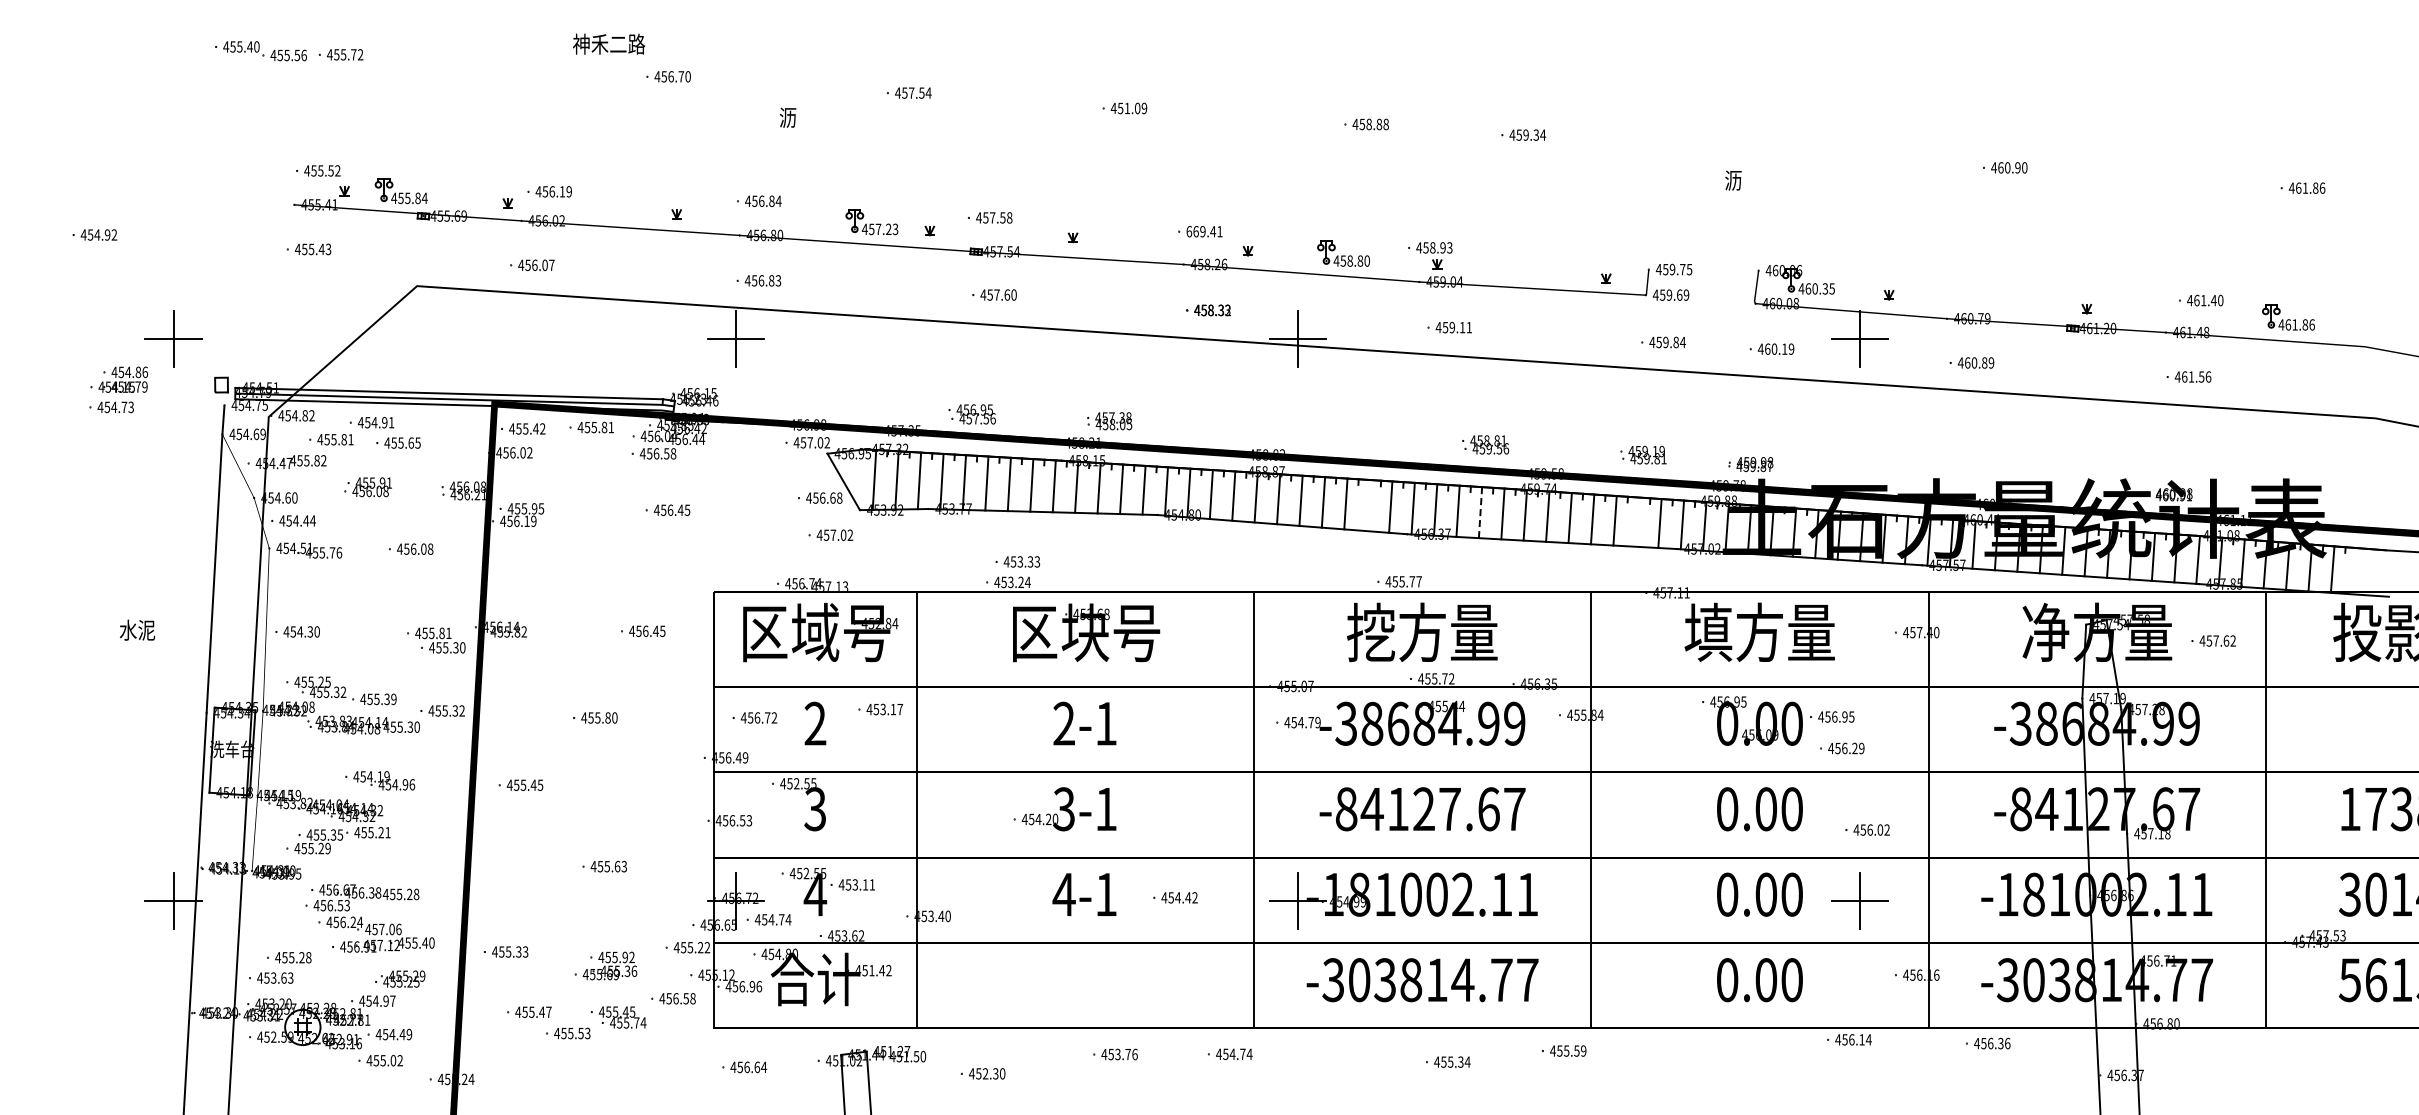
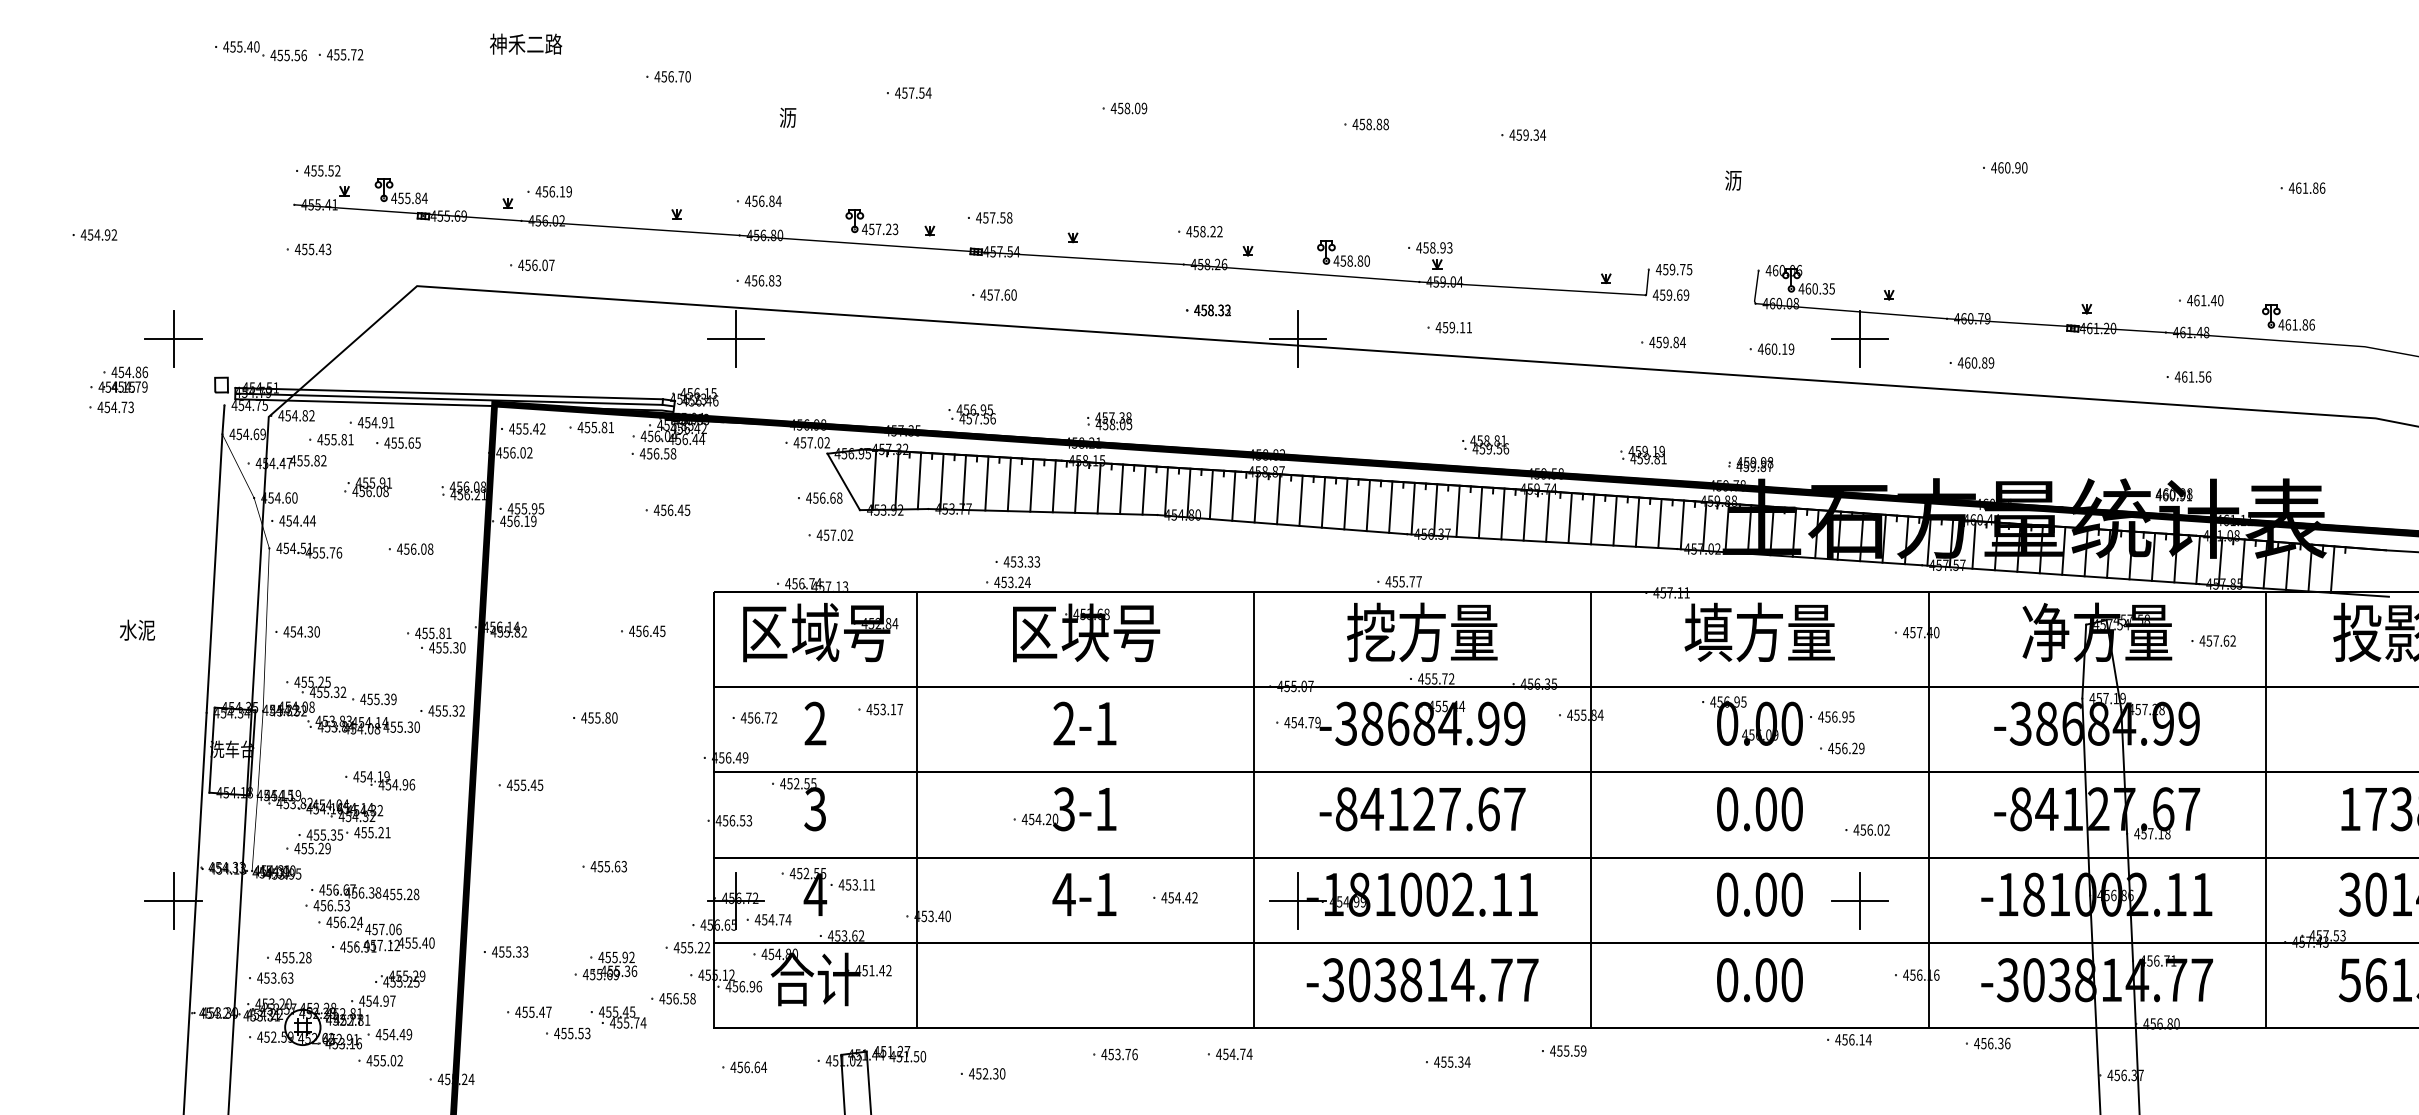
text position: (609, 43) -> (526, 43) (526, 43)
text: 451.09 -> 458.09 (1127, 108)
text: 669.41 -> 458.22 (1204, 231)
line: none -> present (1367, 505)
line: dashed -> solid (1480, 512)
line: none -> present (1637, 521)
